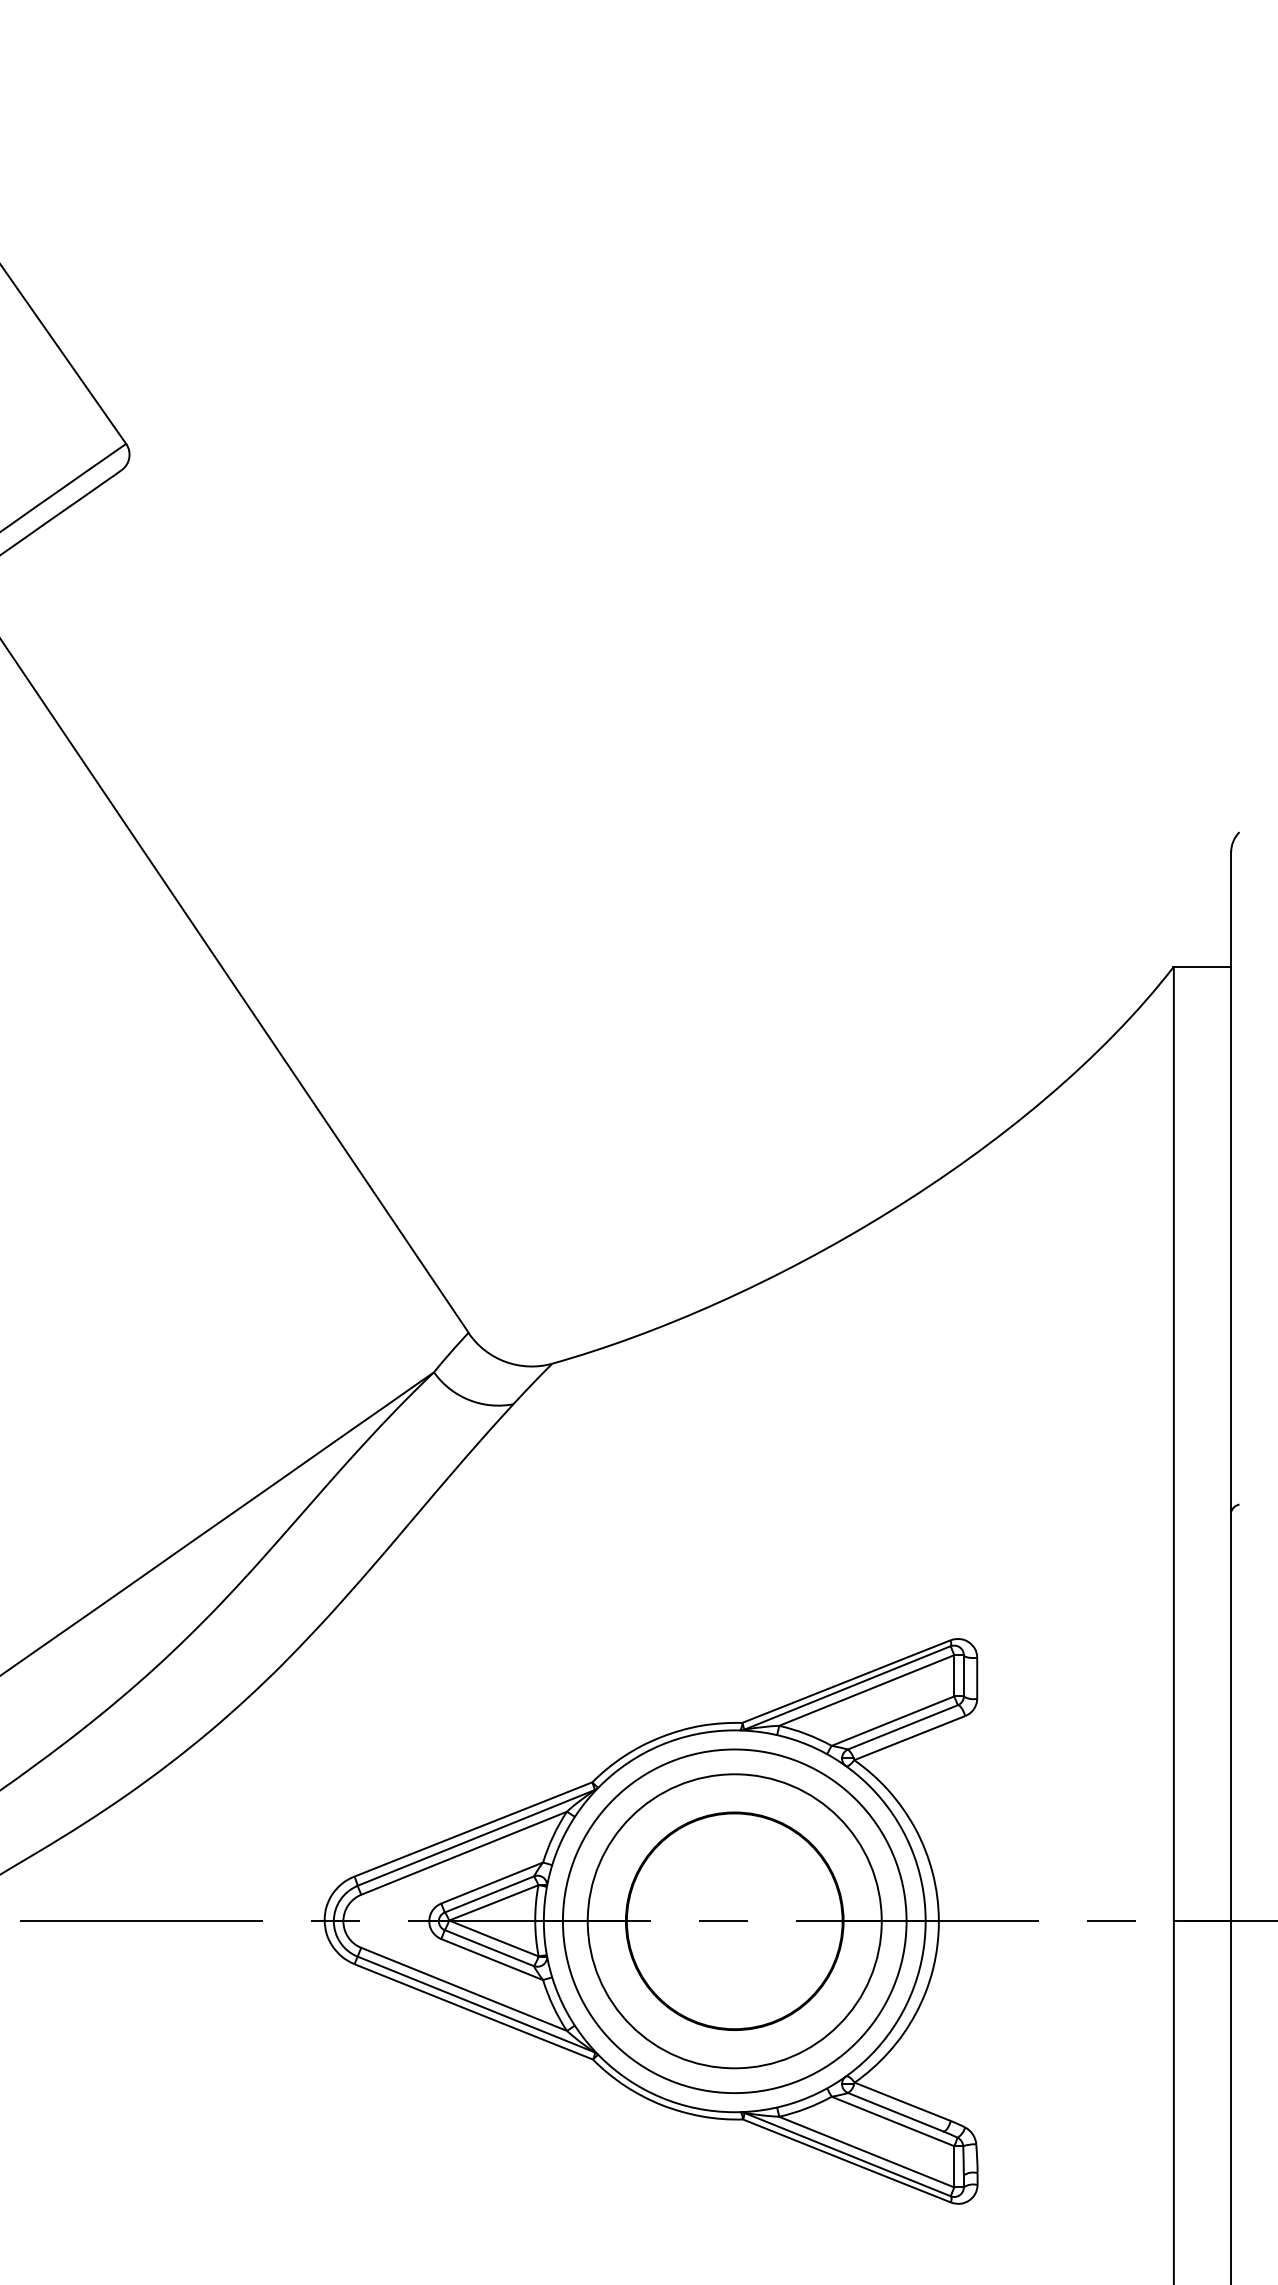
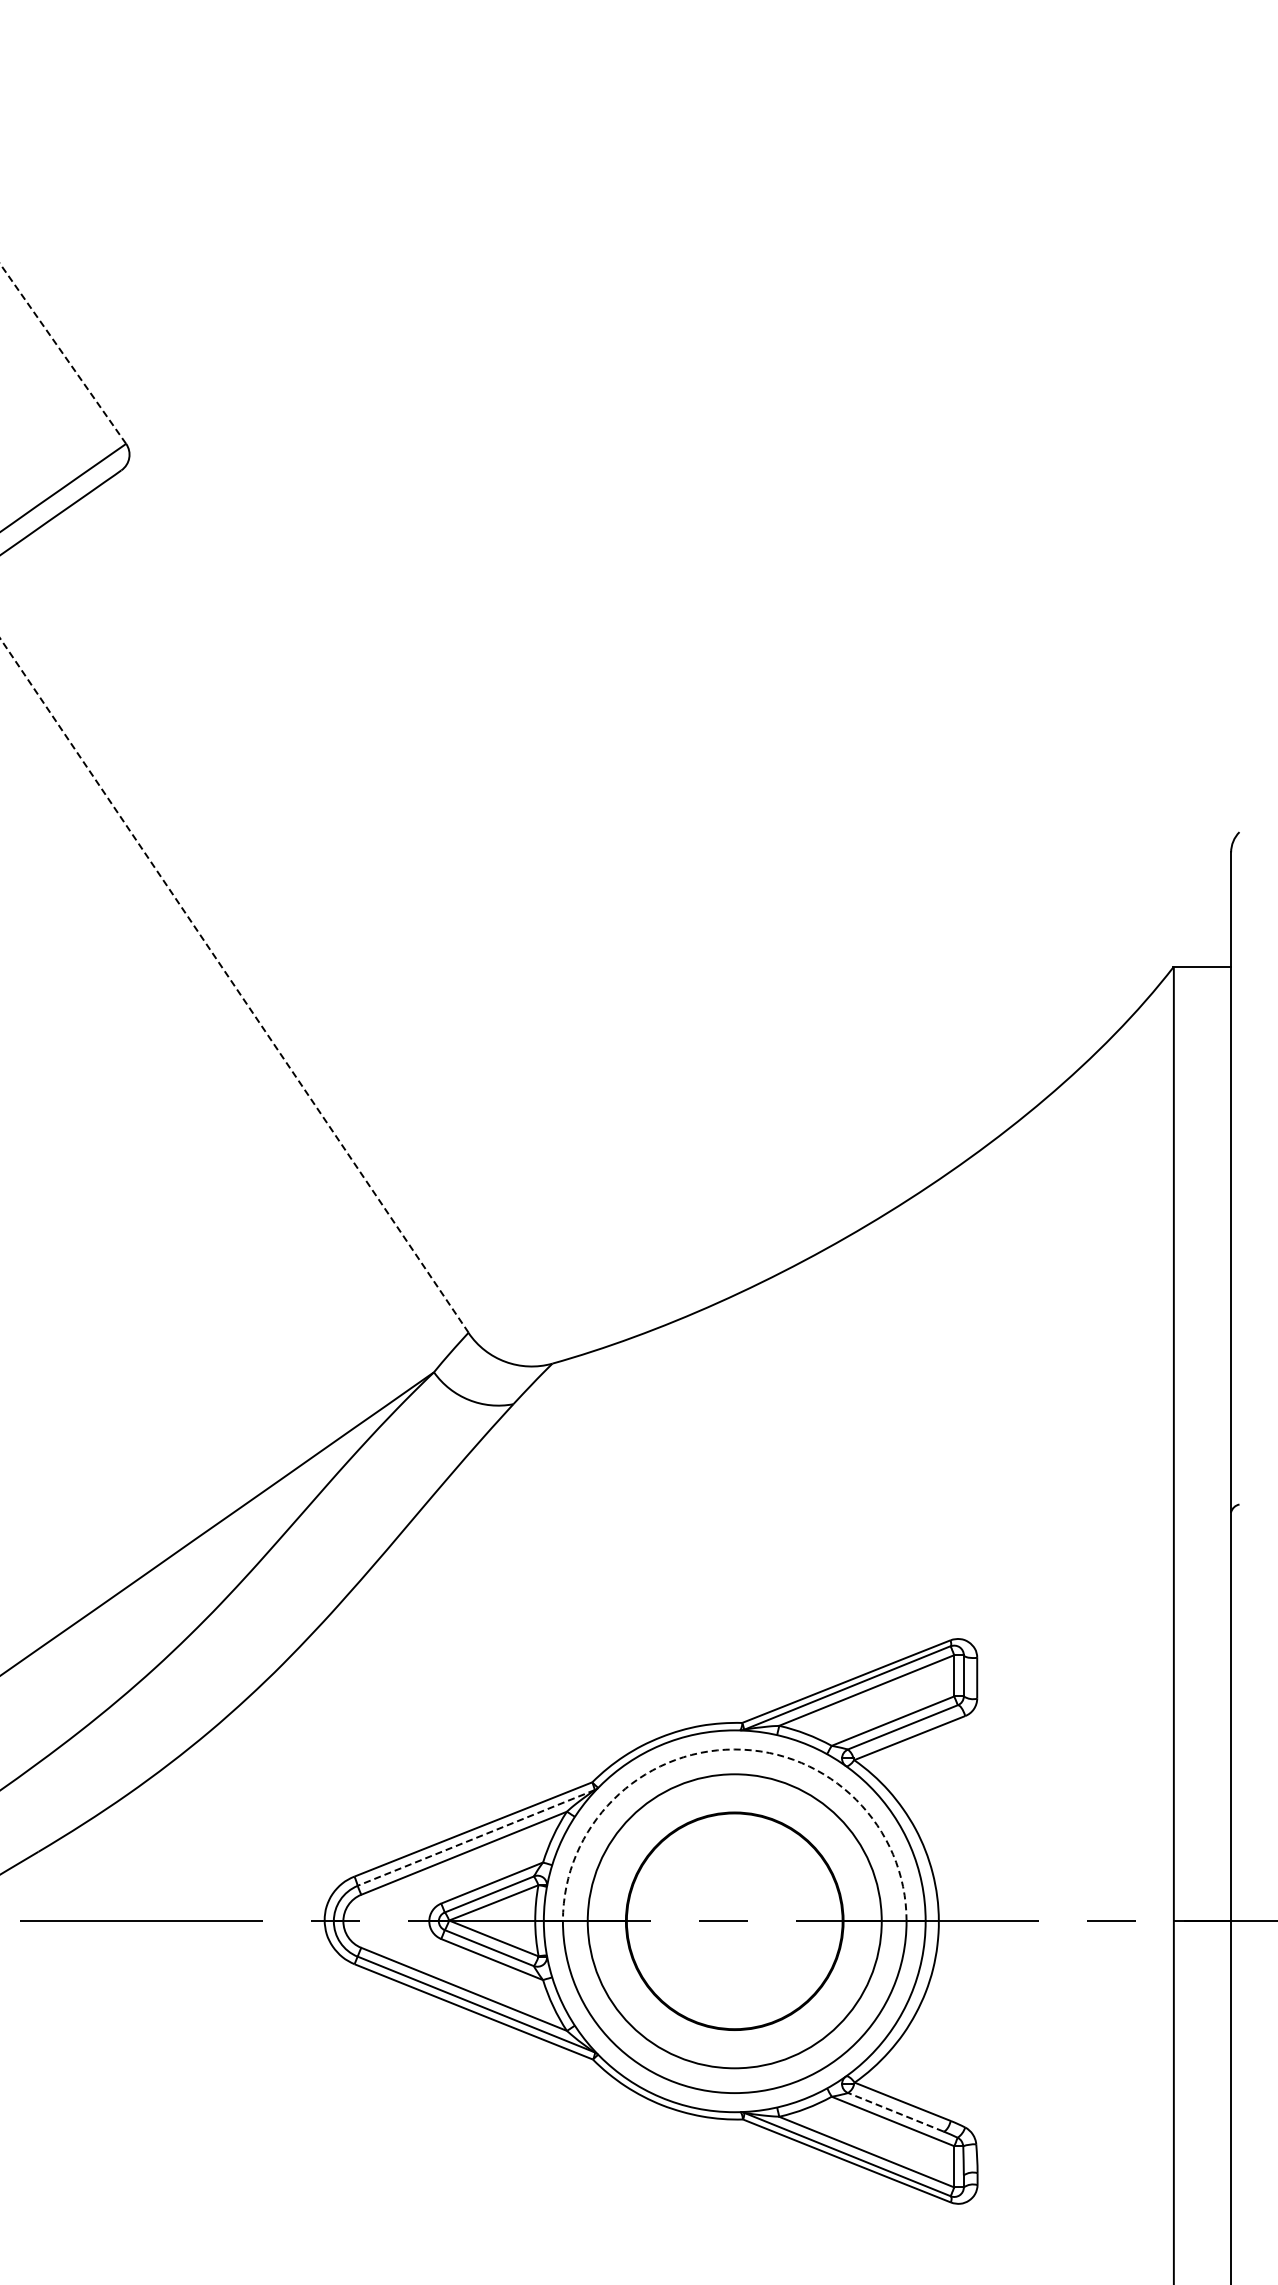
line: solid -> dashed (63, 353)
line: solid -> dashed (234, 985)
arc: solid -> dashed (734, 1749)
line: solid -> dashed (476, 1837)
line: solid -> dashed (895, 2112)
